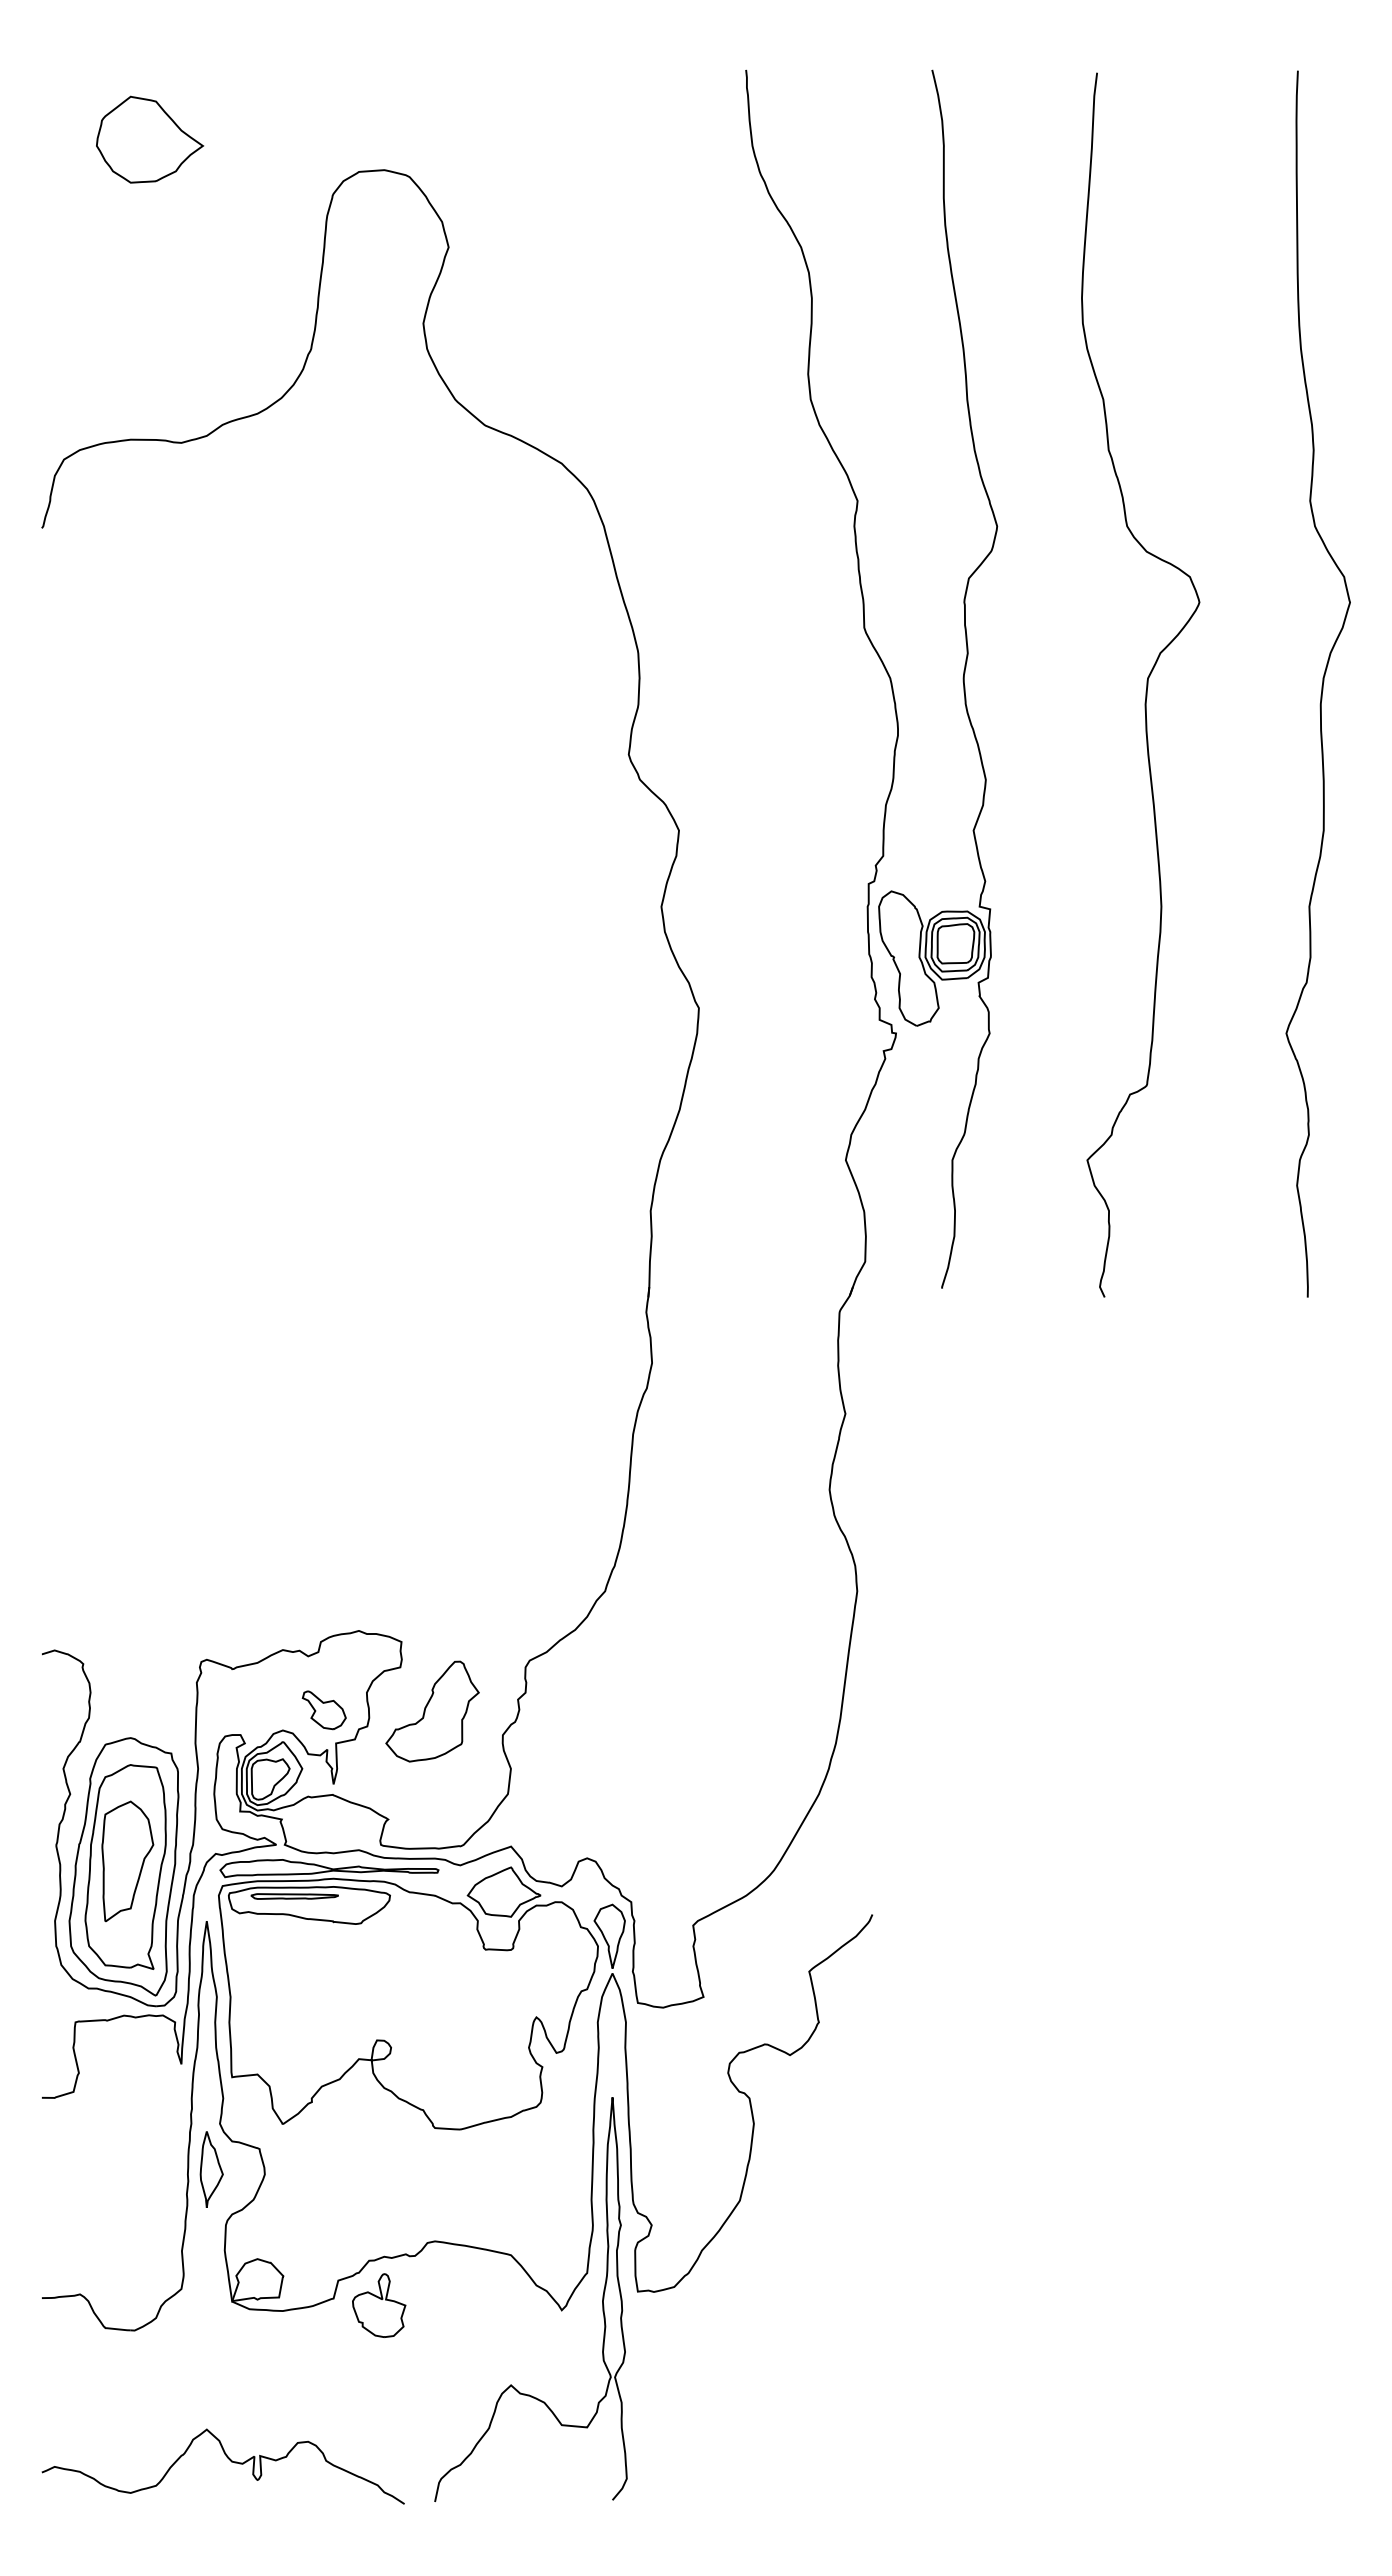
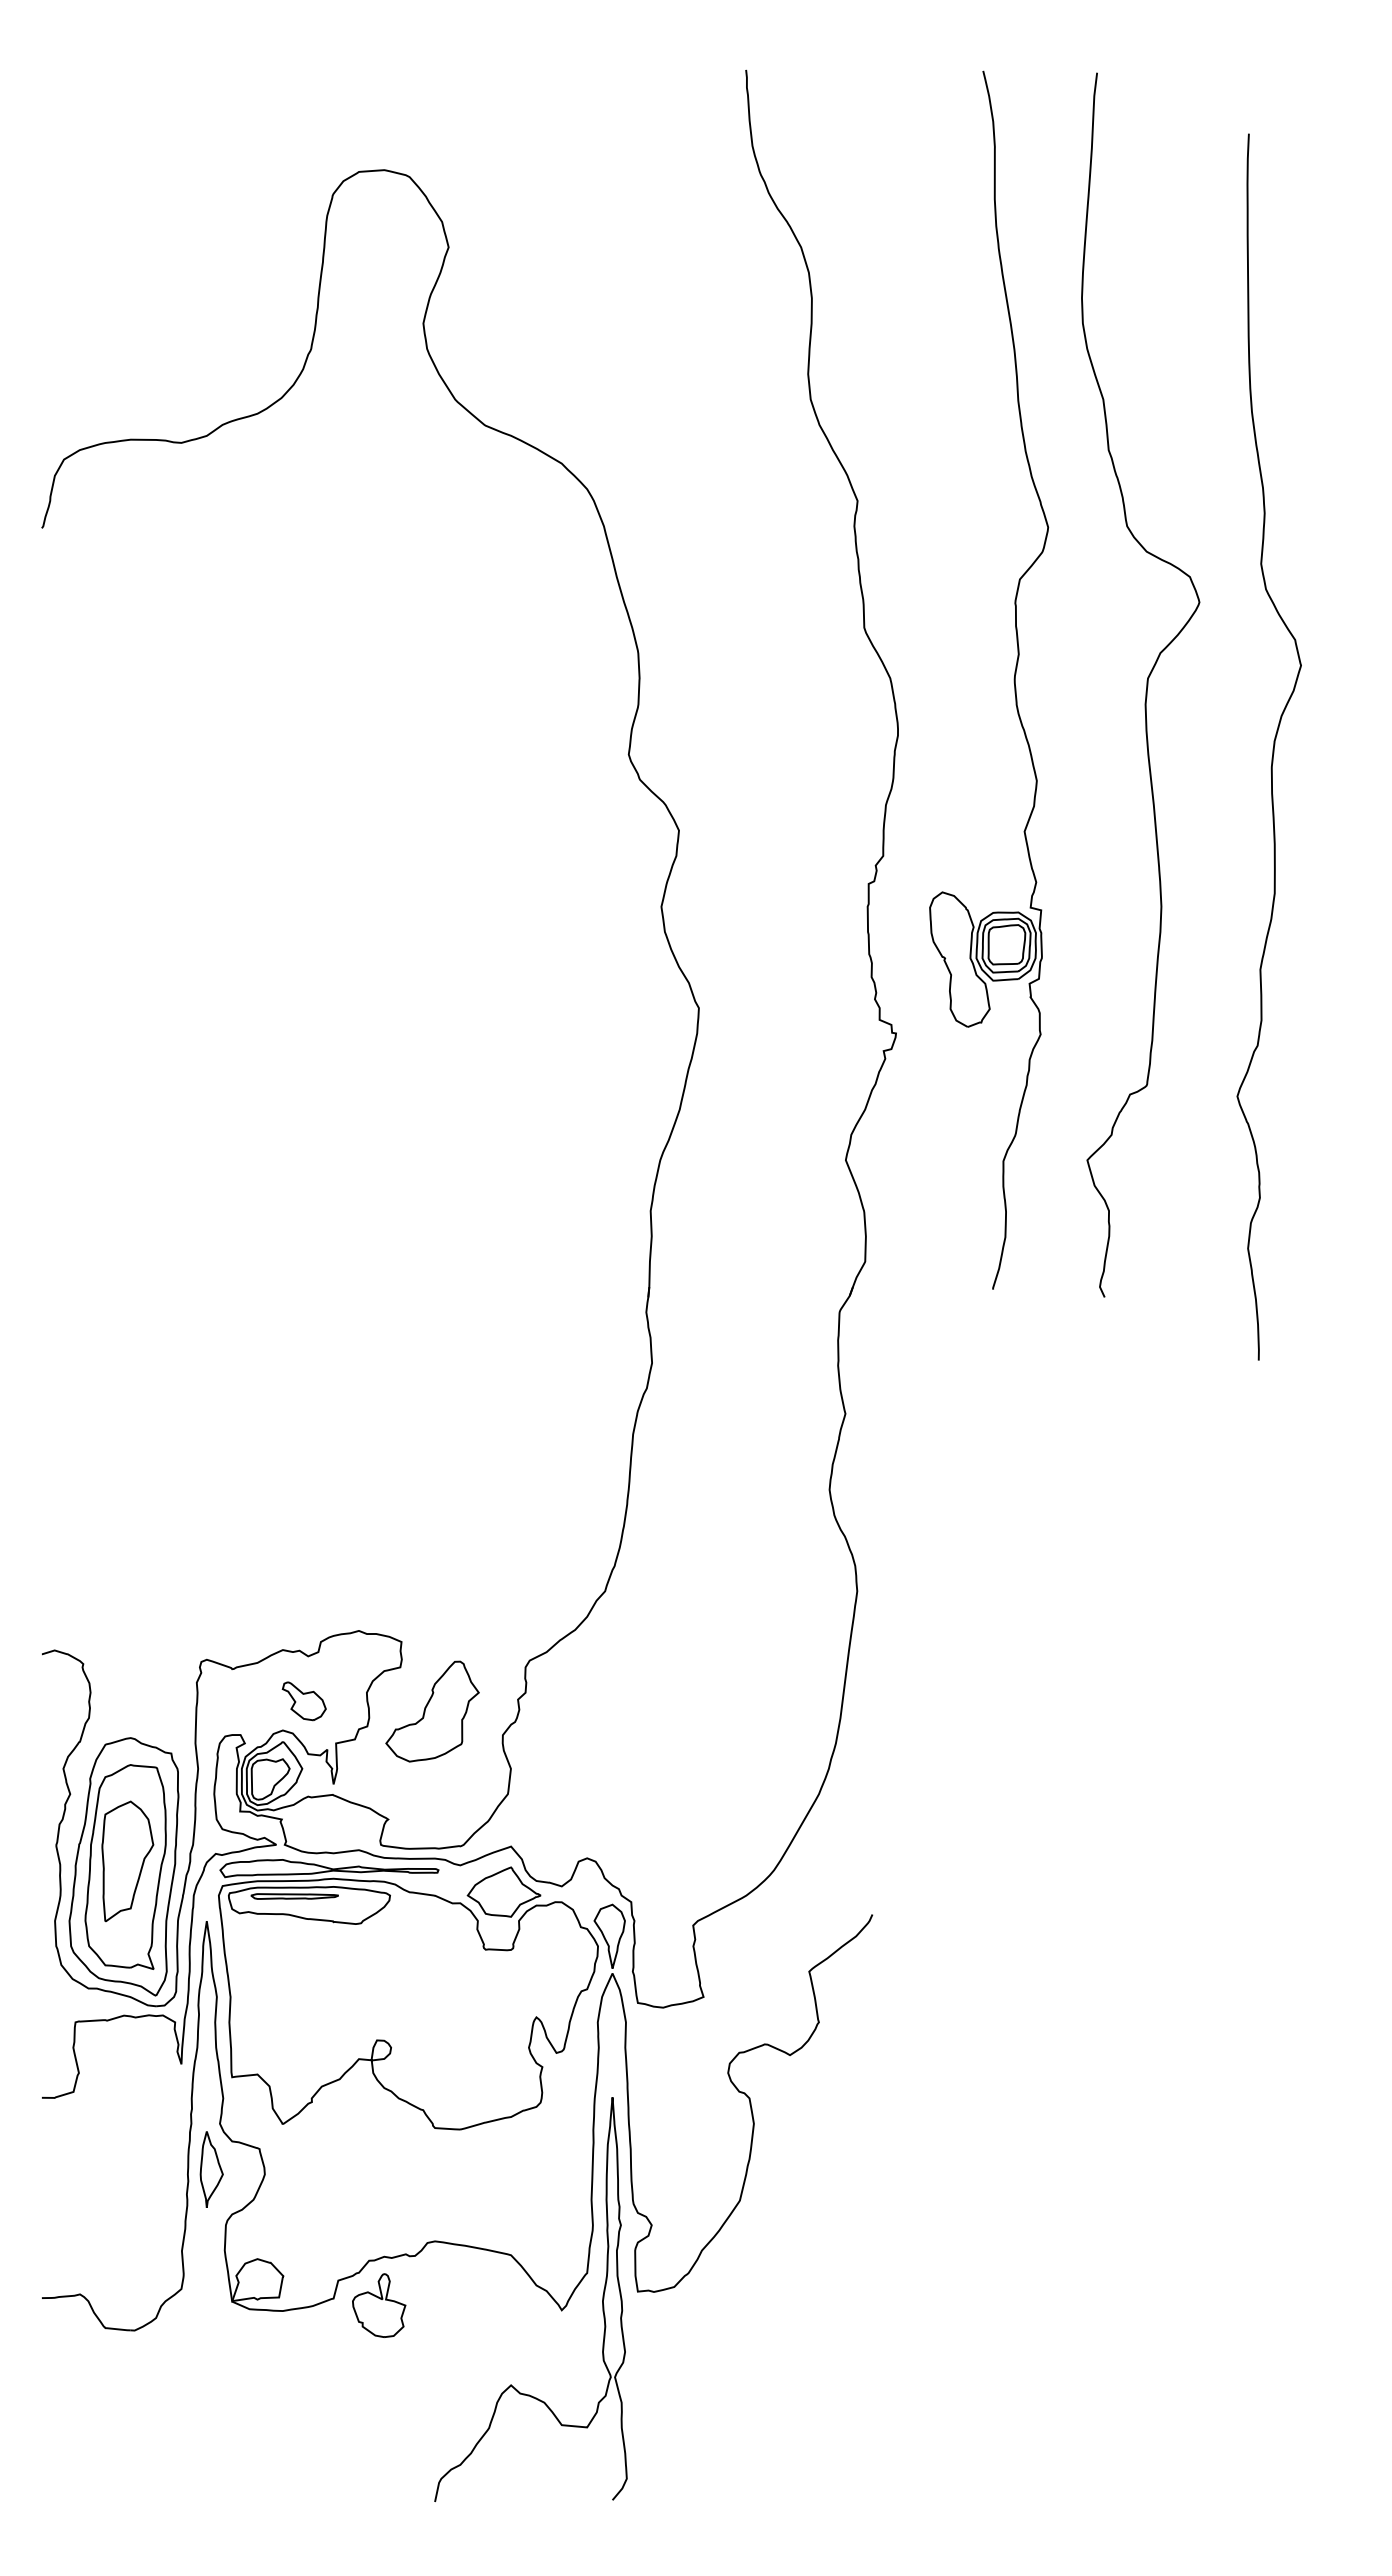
part: present -> none (150, 139)
part position: (962, 678) -> (1013, 679) (1013, 679)
curve position: (1321, 685) -> (1272, 748) (1272, 748)
part position: (323, 1710) -> (303, 1701) (303, 1701)
curve: present -> none (228, 2459)
